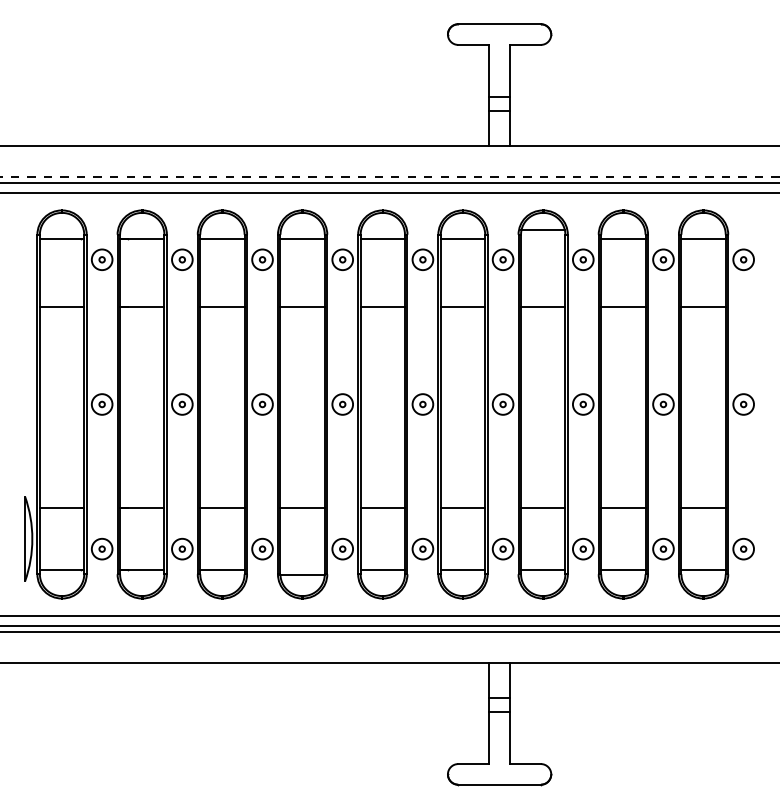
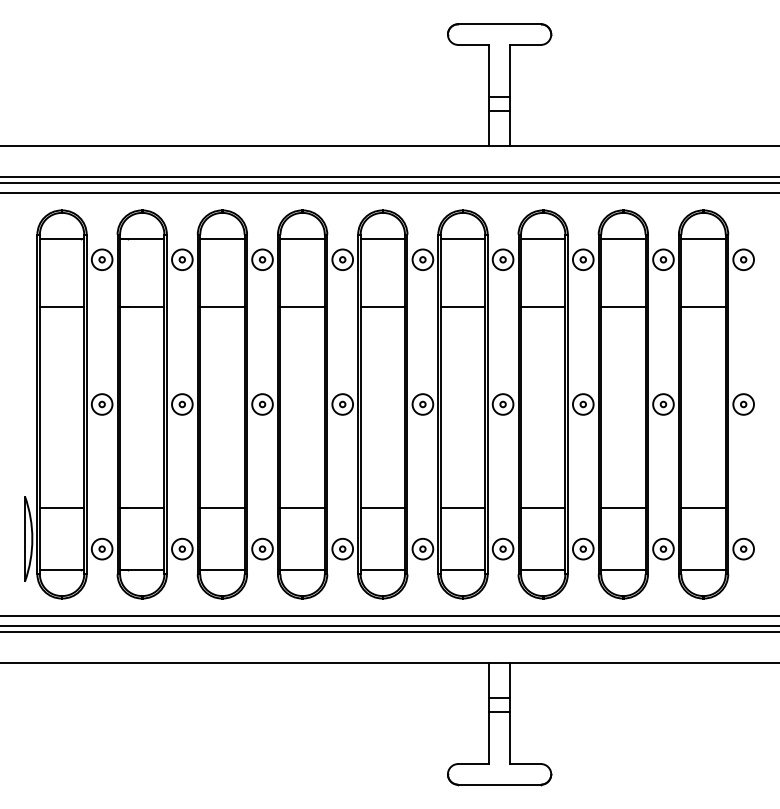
line: dashed -> solid (390, 177)
line position: (543, 230) -> (543, 239) (543, 239)
line position: (302, 574) -> (302, 569) (302, 569)
